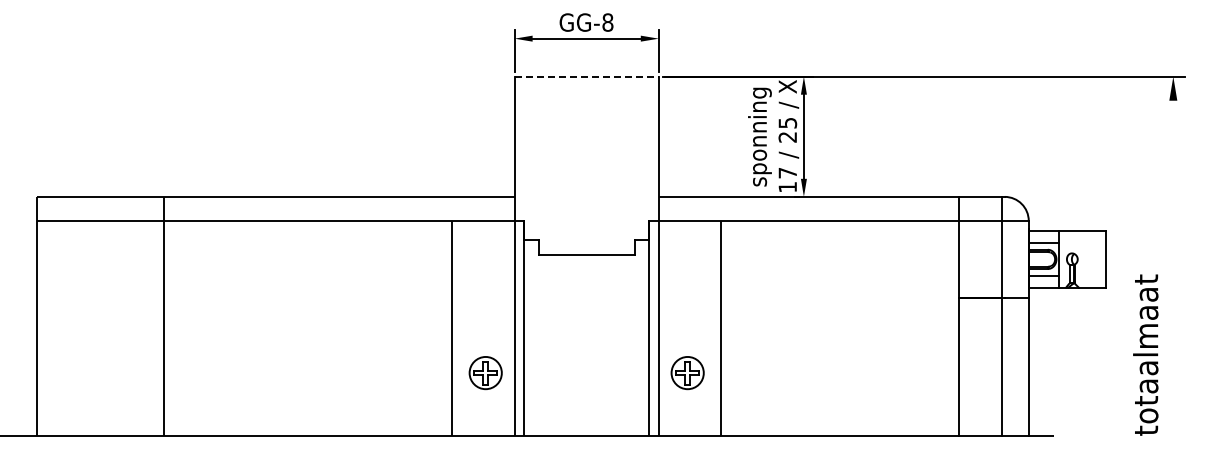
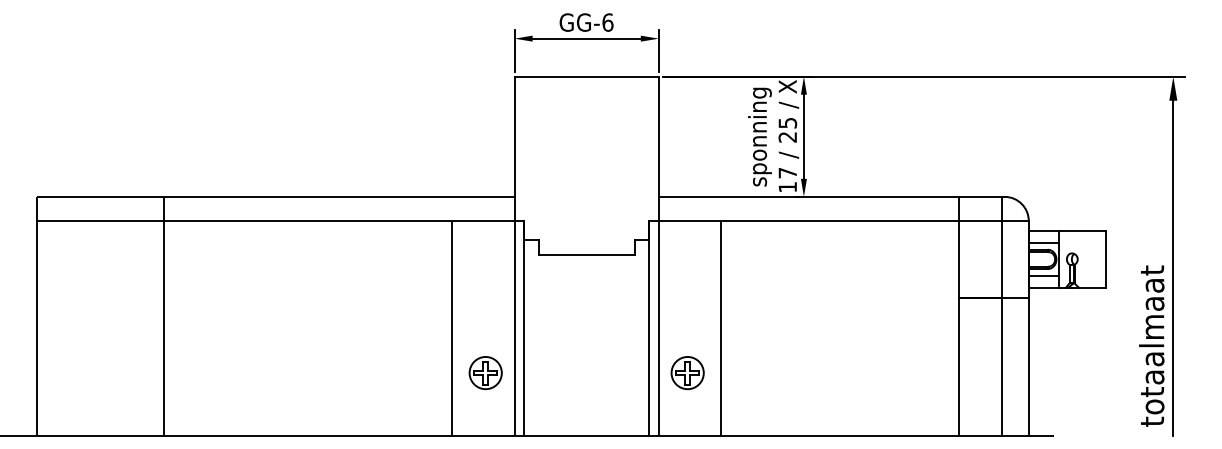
text: GG-8 -> GG-6 (607, 22)
line: dashed -> solid (587, 76)
line: none -> present (1173, 267)
text position: (1145, 354) -> (1151, 345) (1151, 345)
